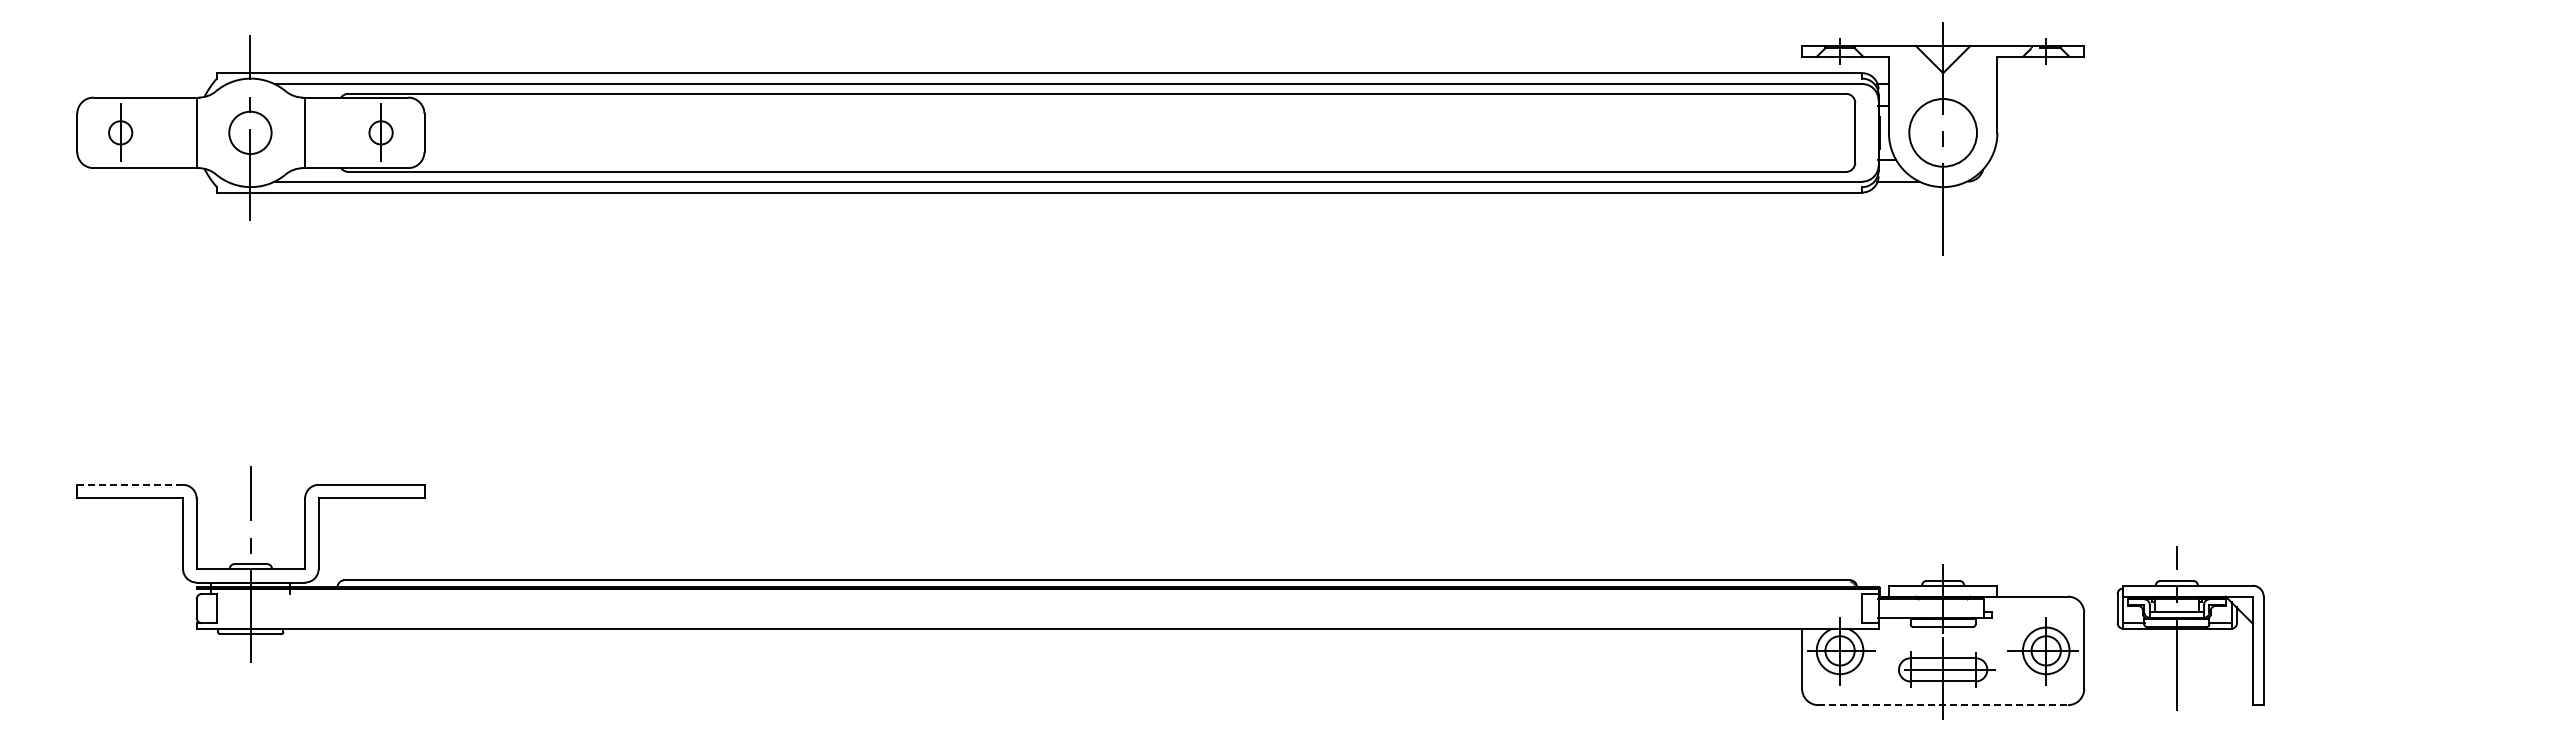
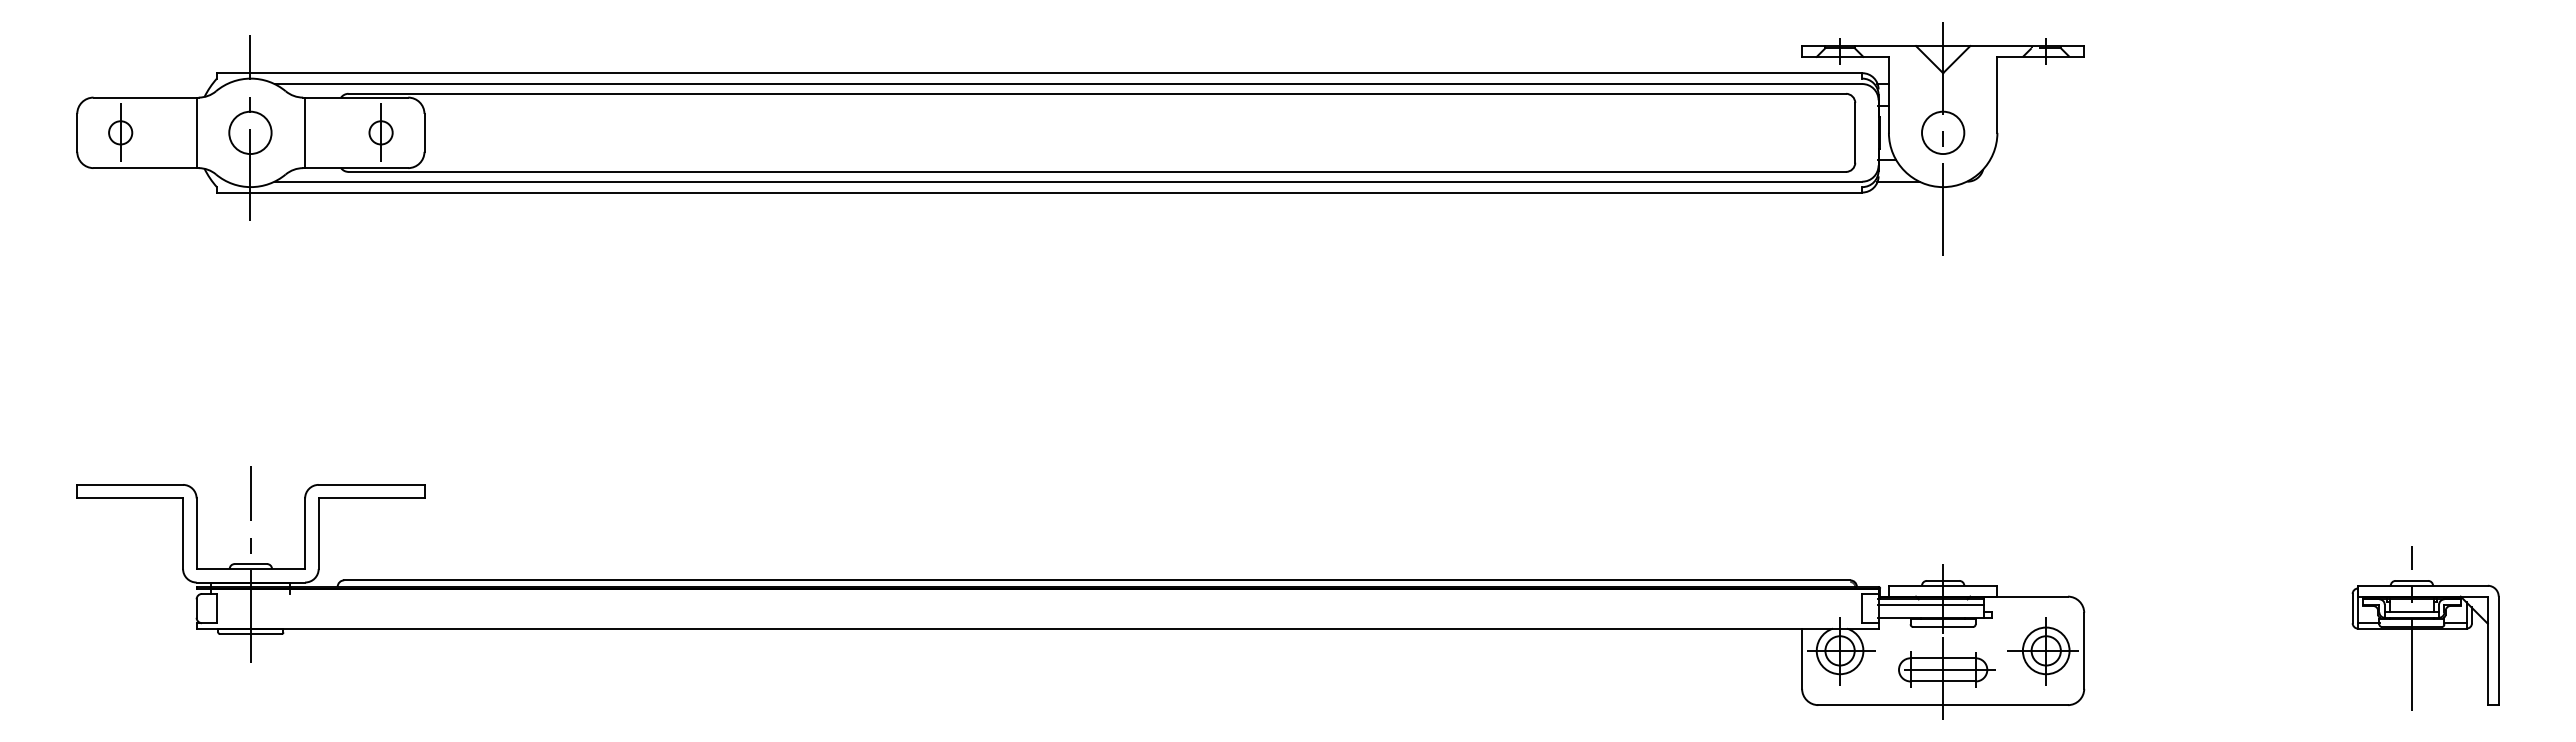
circle diameter: 68 px -> 42 px (1943, 132)
line: dashed -> solid (130, 484)
line: none -> present (1930, 604)
part position: (2190, 628) -> (2425, 628) (2425, 628)
line: dashed -> solid (1943, 705)
